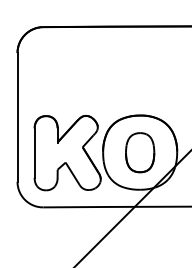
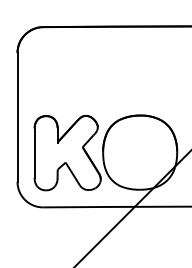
part: present -> none (140, 152)
